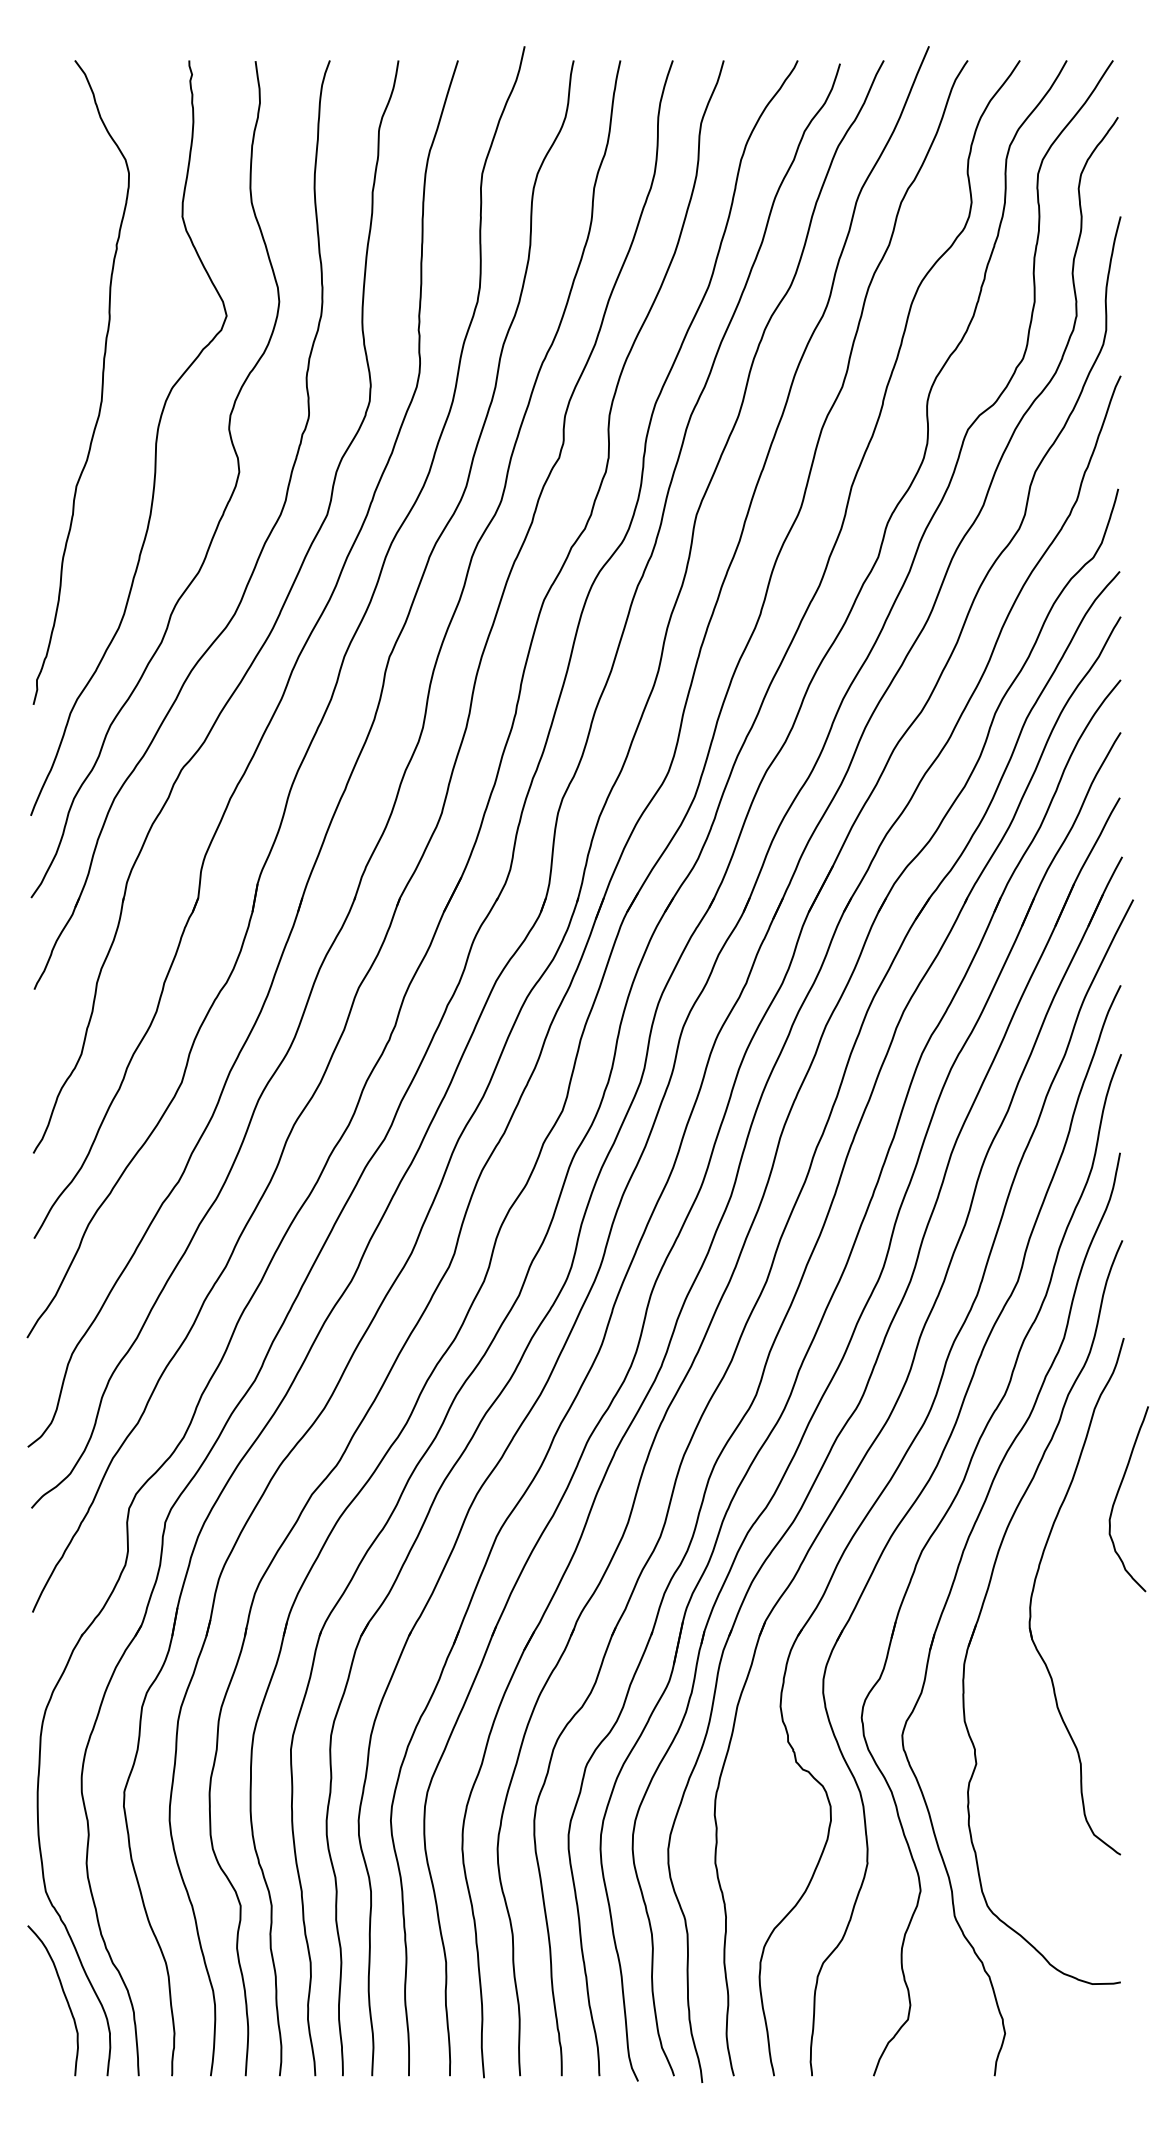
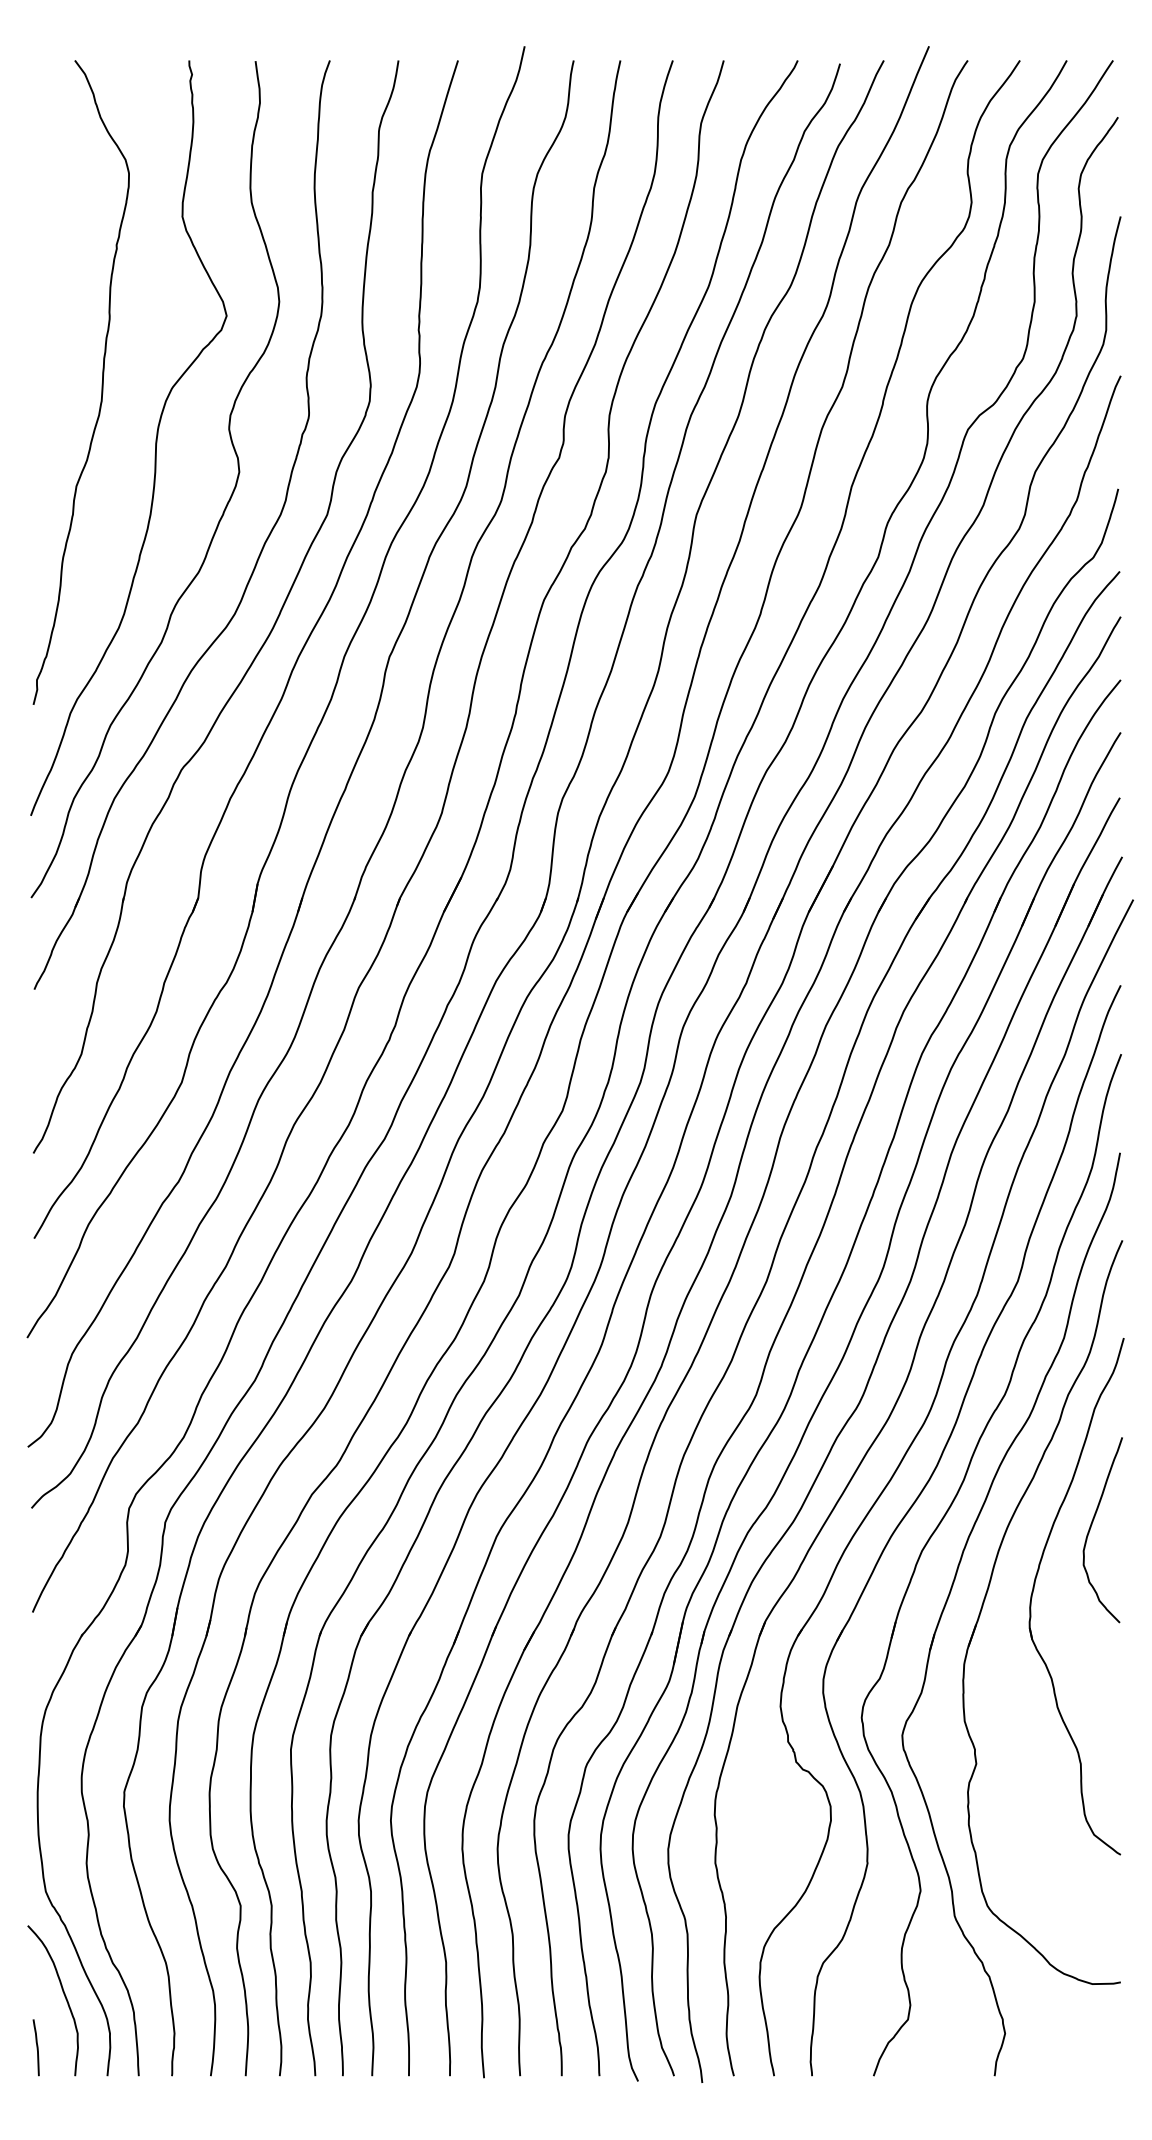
curve position: (1117, 1496) -> (1091, 1527) (1091, 1527)
curve: none -> present (36, 2047)
